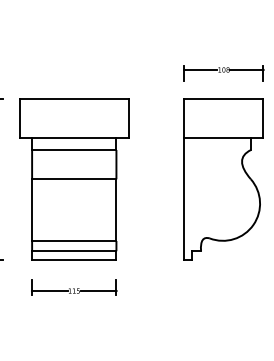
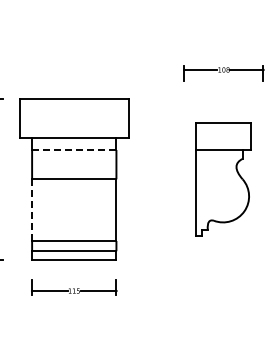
line: solid -> dashed (74, 150)
part size: 81x163 px -> 57x115 px (223, 179)
line: solid -> dashed (32, 210)
